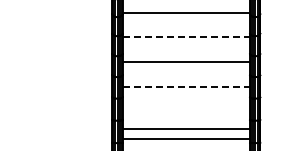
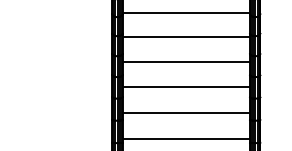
line: dashed -> solid (186, 36)
line: dashed -> solid (186, 86)
line position: (186, 128) -> (186, 112) (186, 112)
